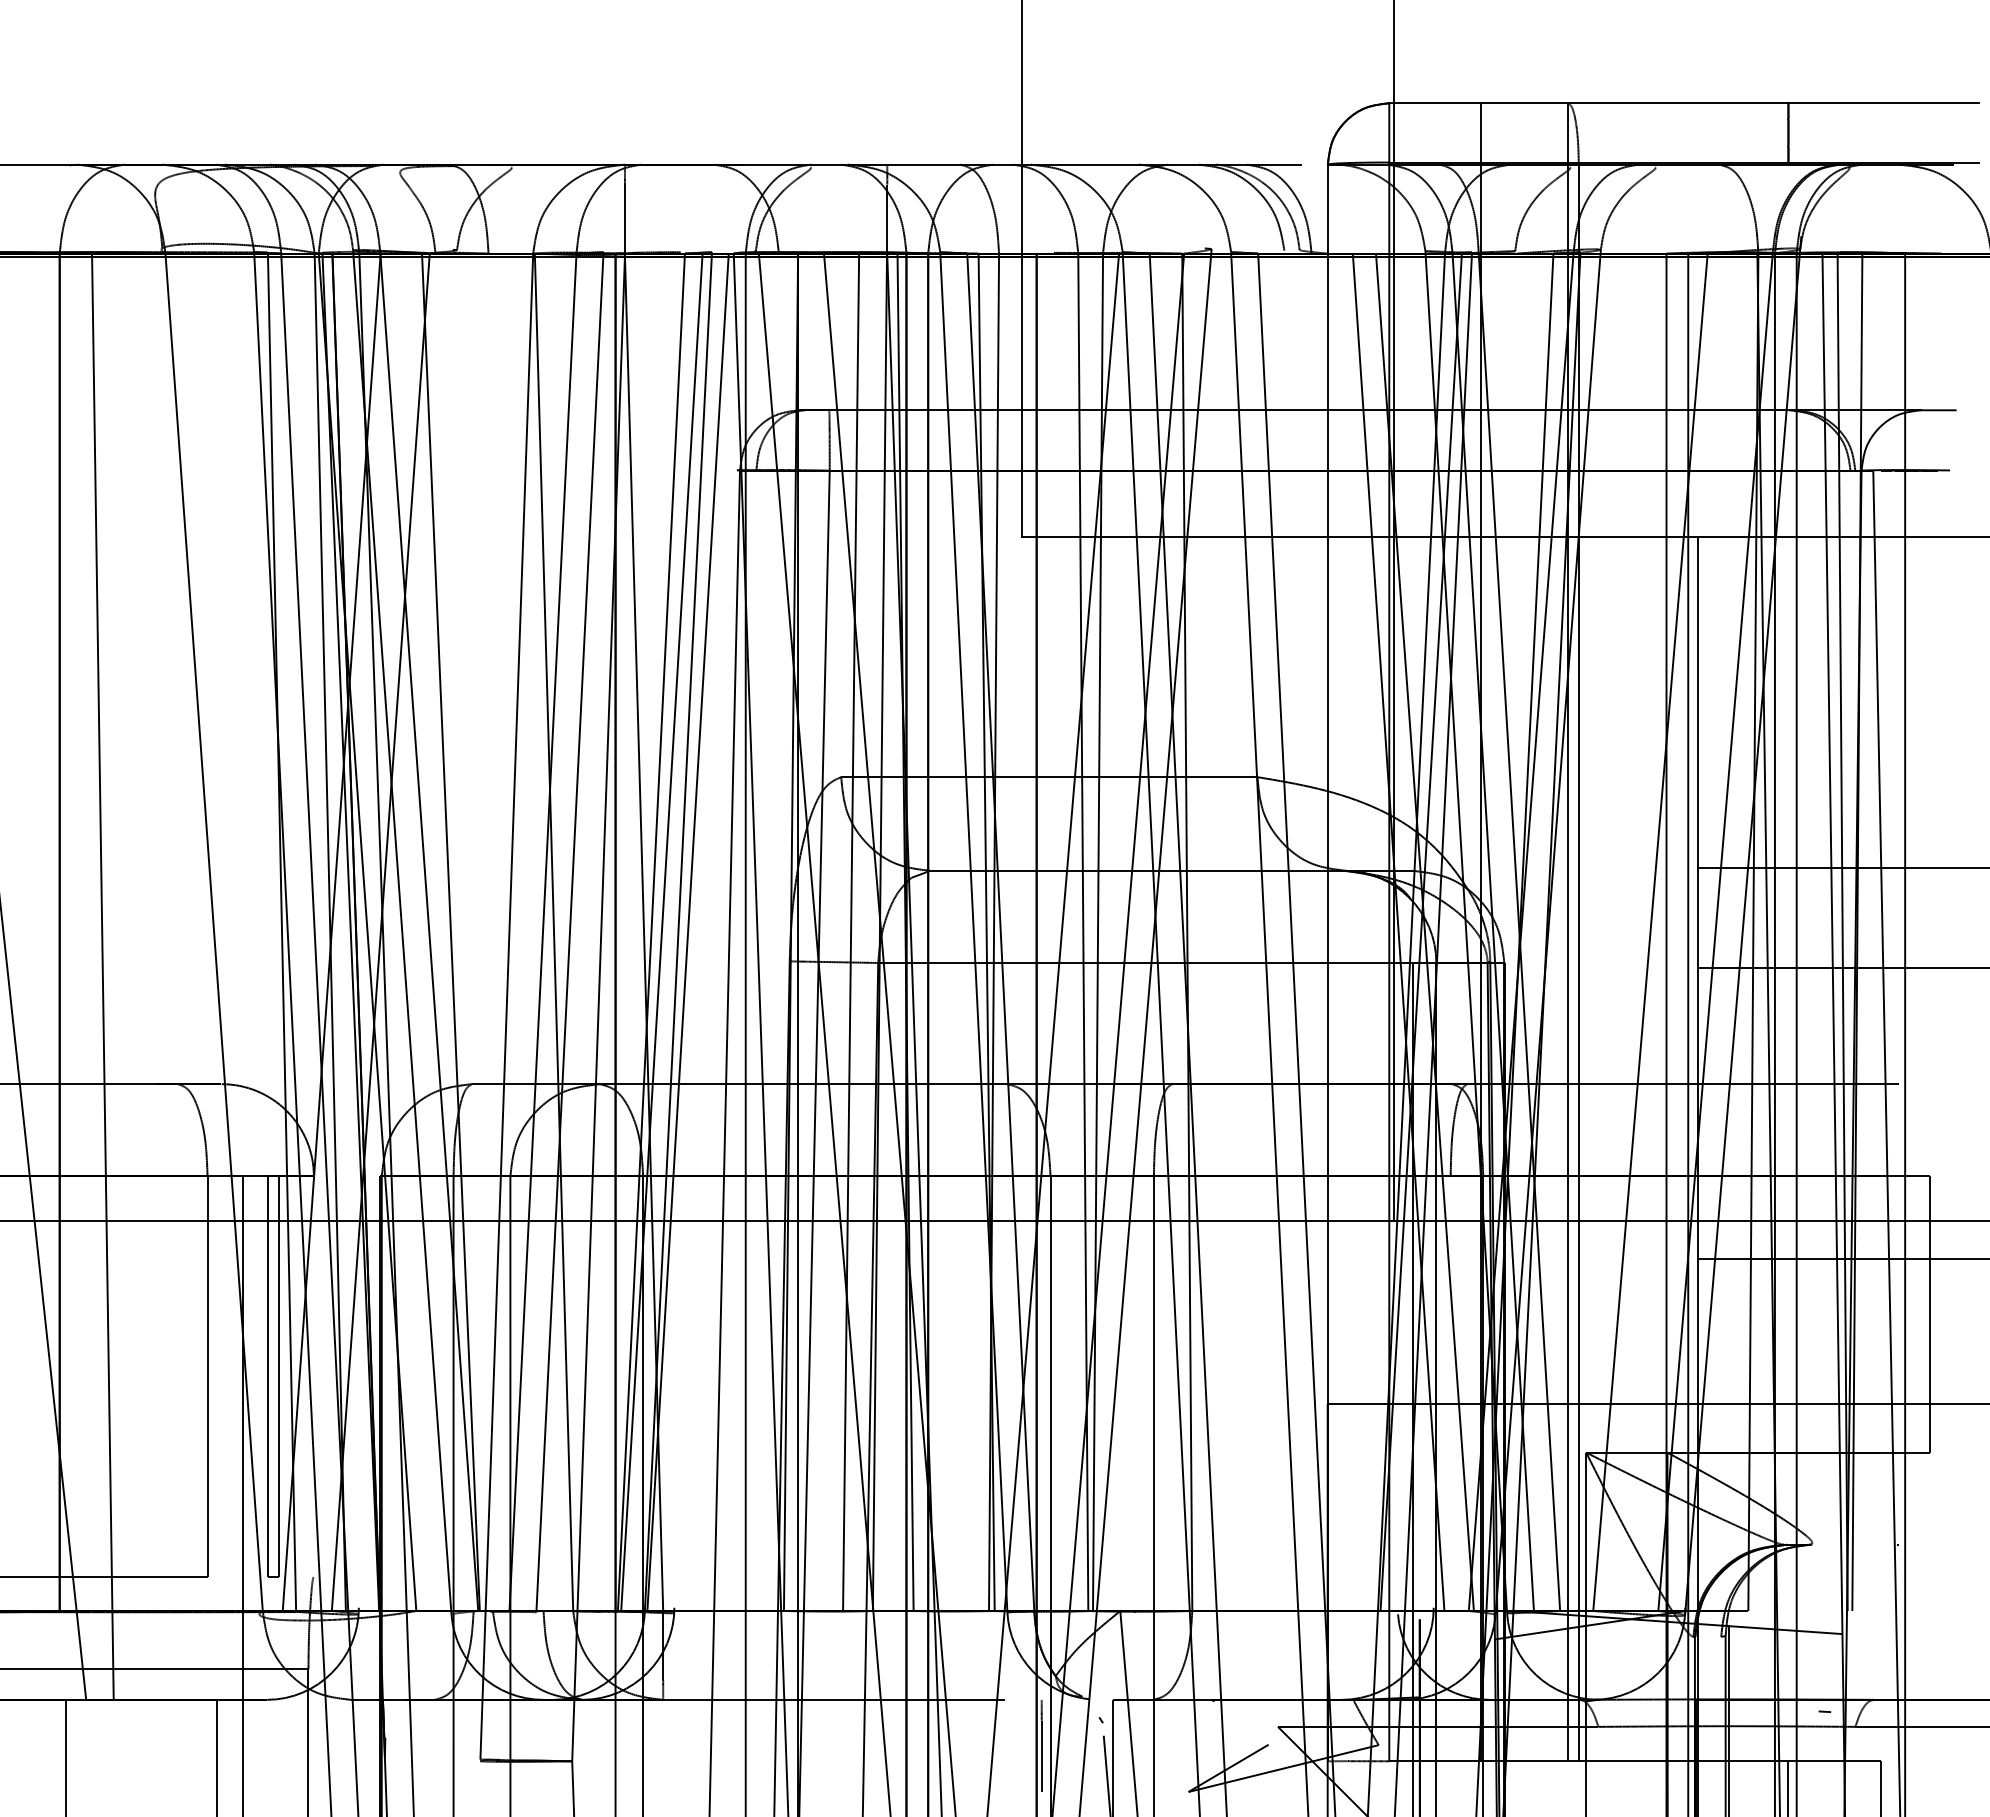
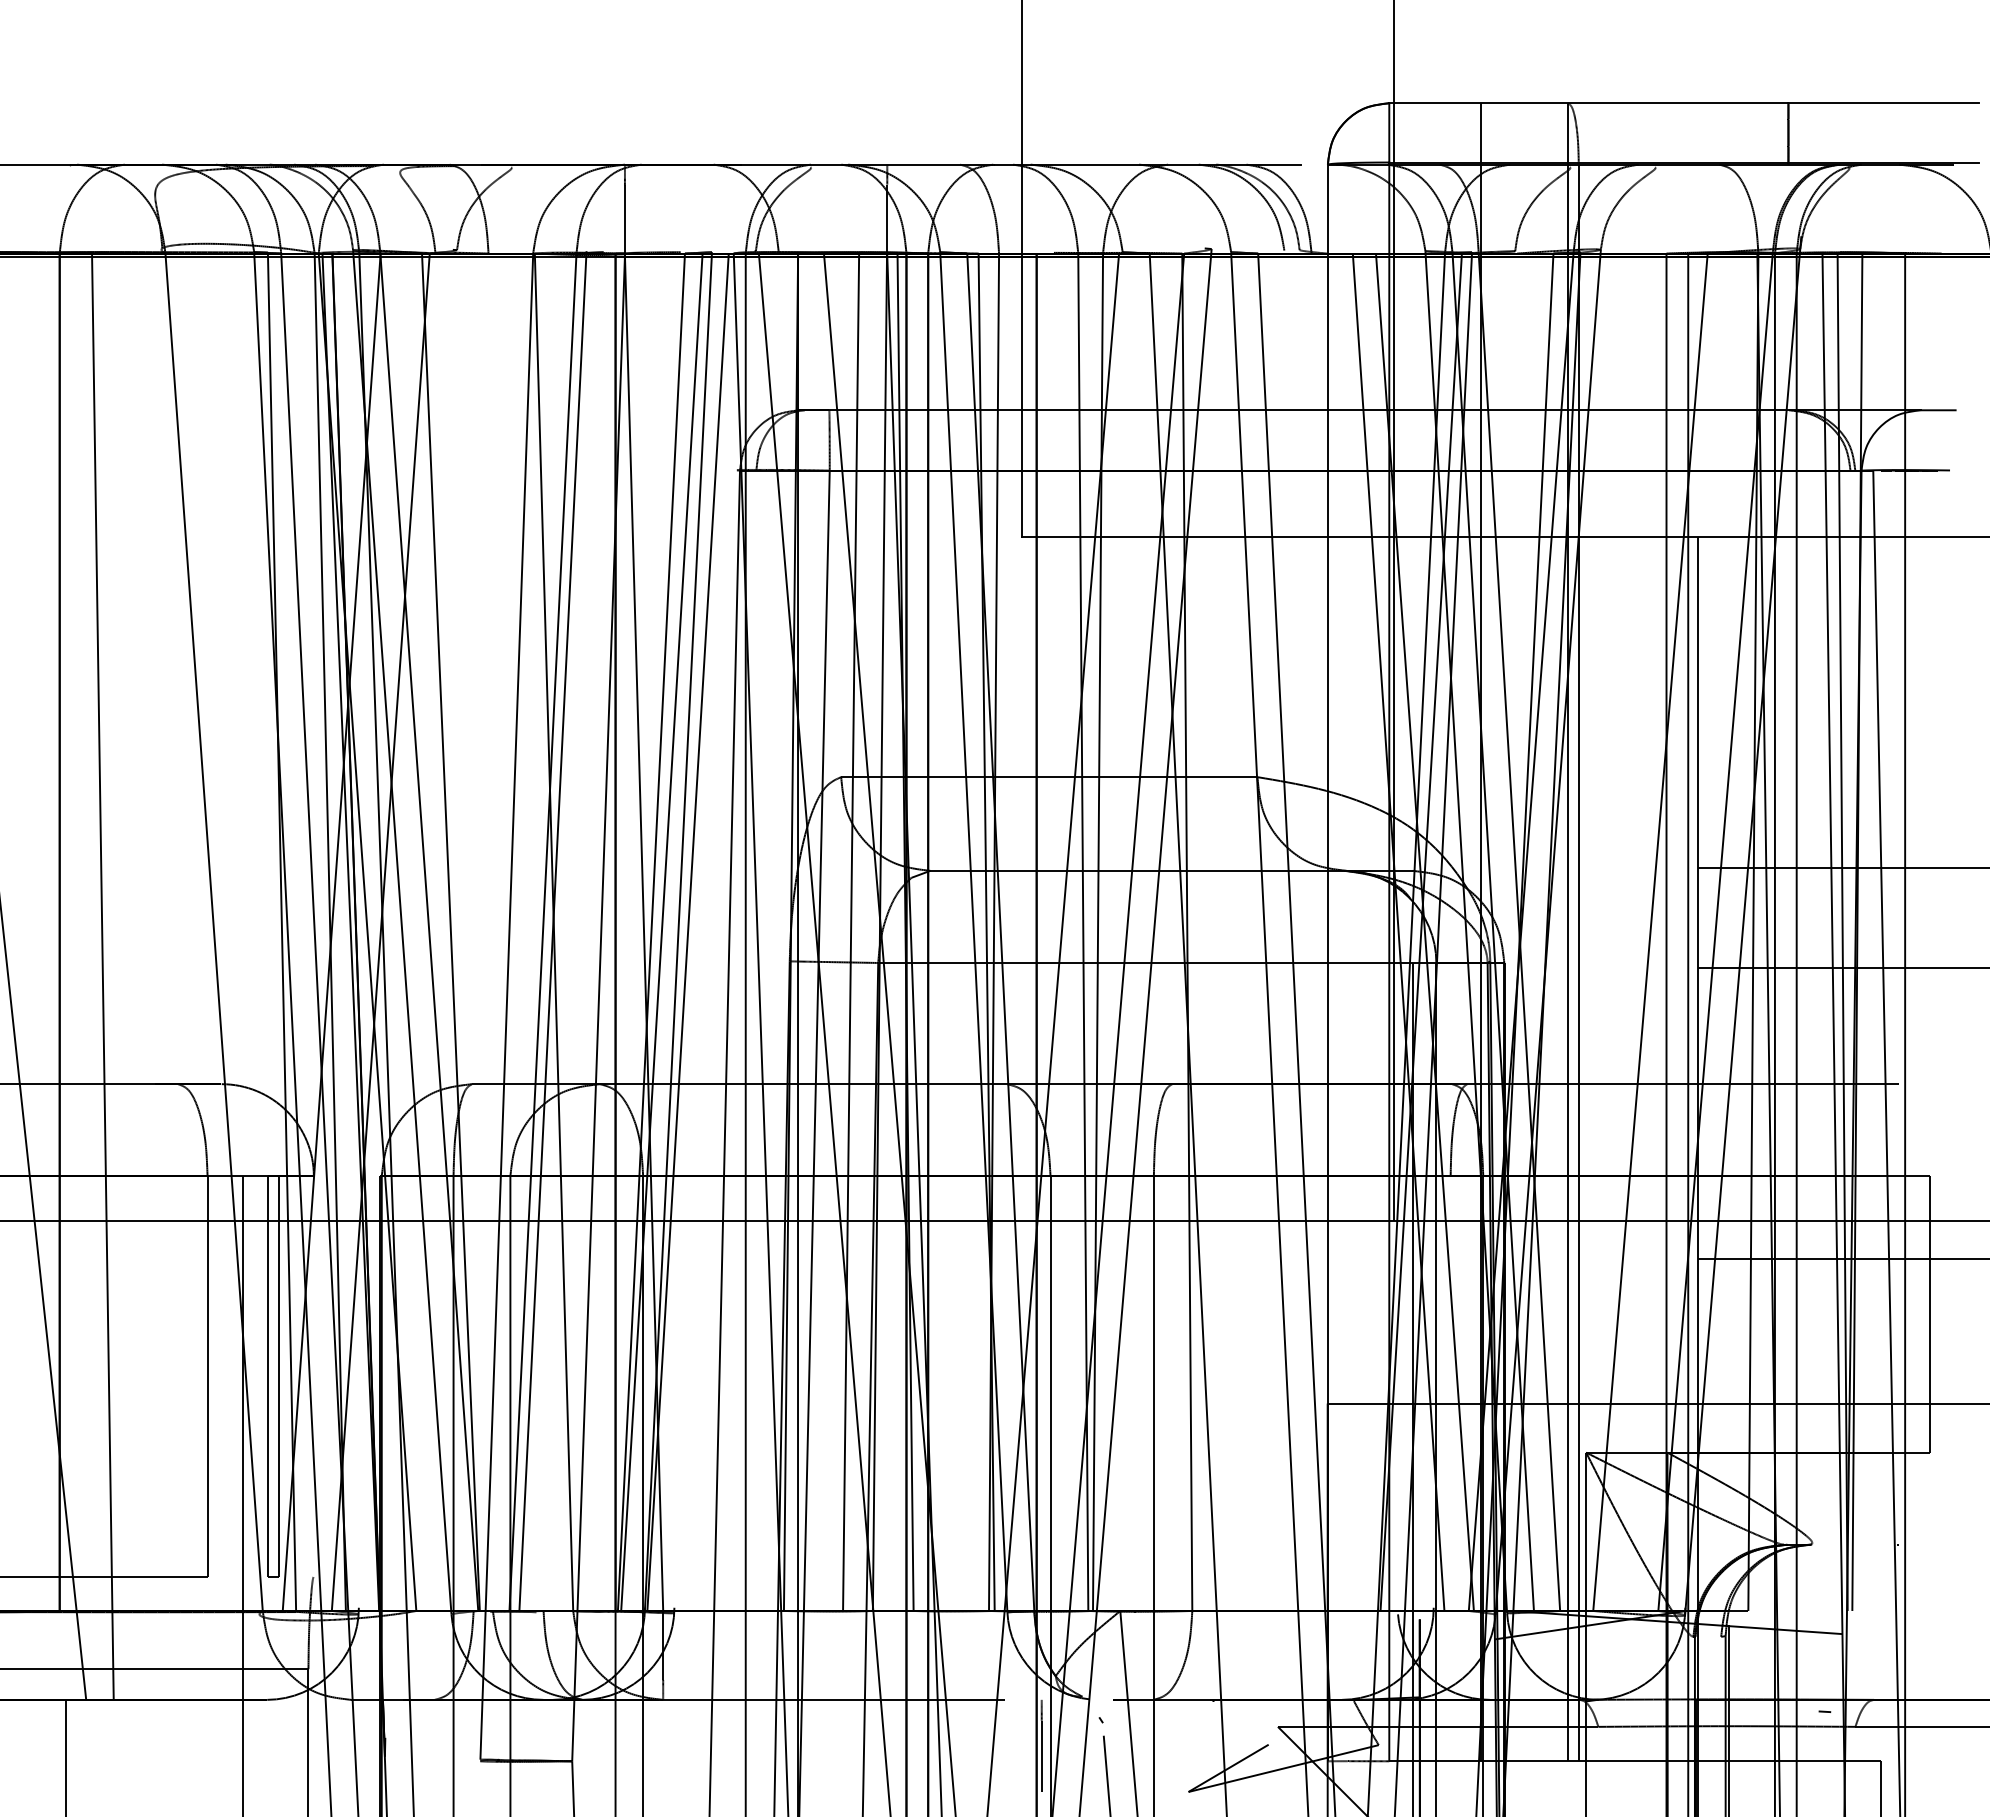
line position: (569, 932) -> (552, 931) (552, 931)
line: present -> none (1160, 1032)
line: present -> none (216, 1756)
line: present -> none (1112, 1756)
line: present -> none (1788, 1787)
